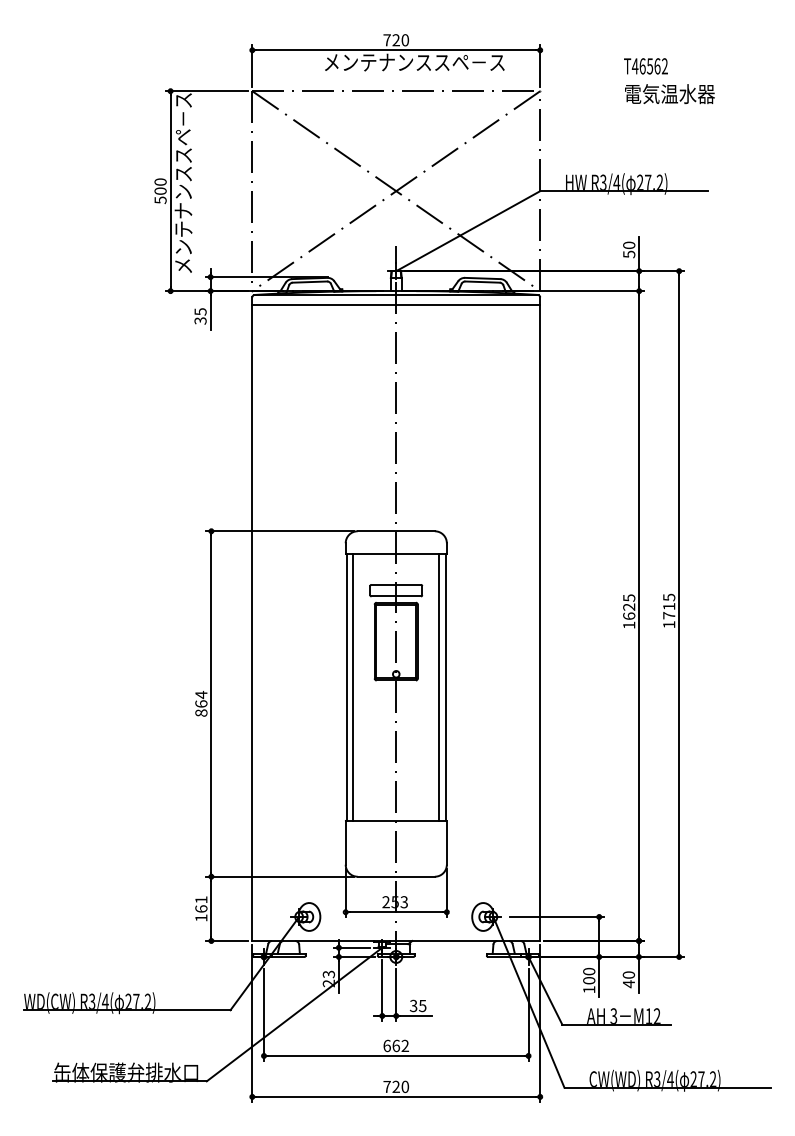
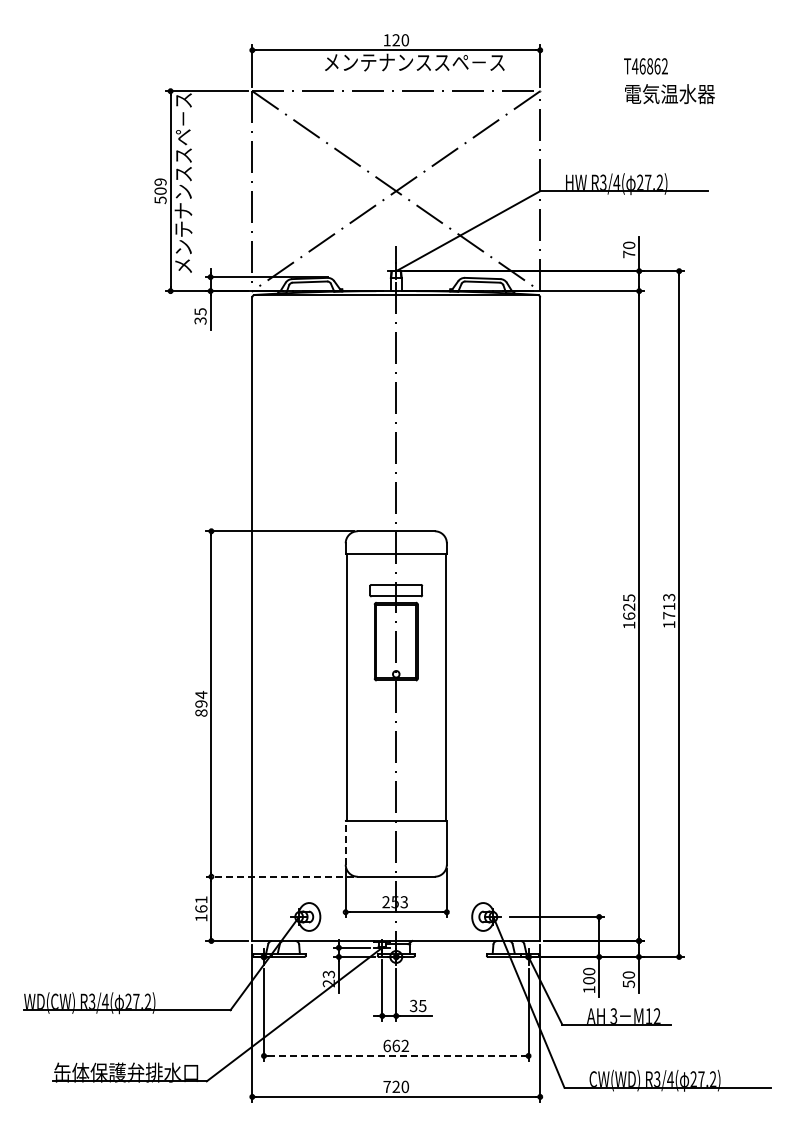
text: 720 -> 120 (386, 40)
text: T46562 -> T46862 (650, 66)
text: 500 -> 509 (160, 181)
text: 50 -> 70 (629, 254)
line: present -> none (396, 305)
text: 1715 -> 1713 (668, 596)
line: present -> none (353, 687)
line: present -> none (439, 687)
text: 864 -> 894 (201, 703)
line: solid -> dashed (345, 843)
line: solid -> dashed (280, 876)
text: 40 -> 50 (629, 984)
line: solid -> dashed (396, 1055)
